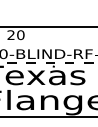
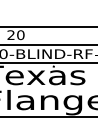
line: none -> present (48, 45)
line: dashed -> solid (48, 63)
